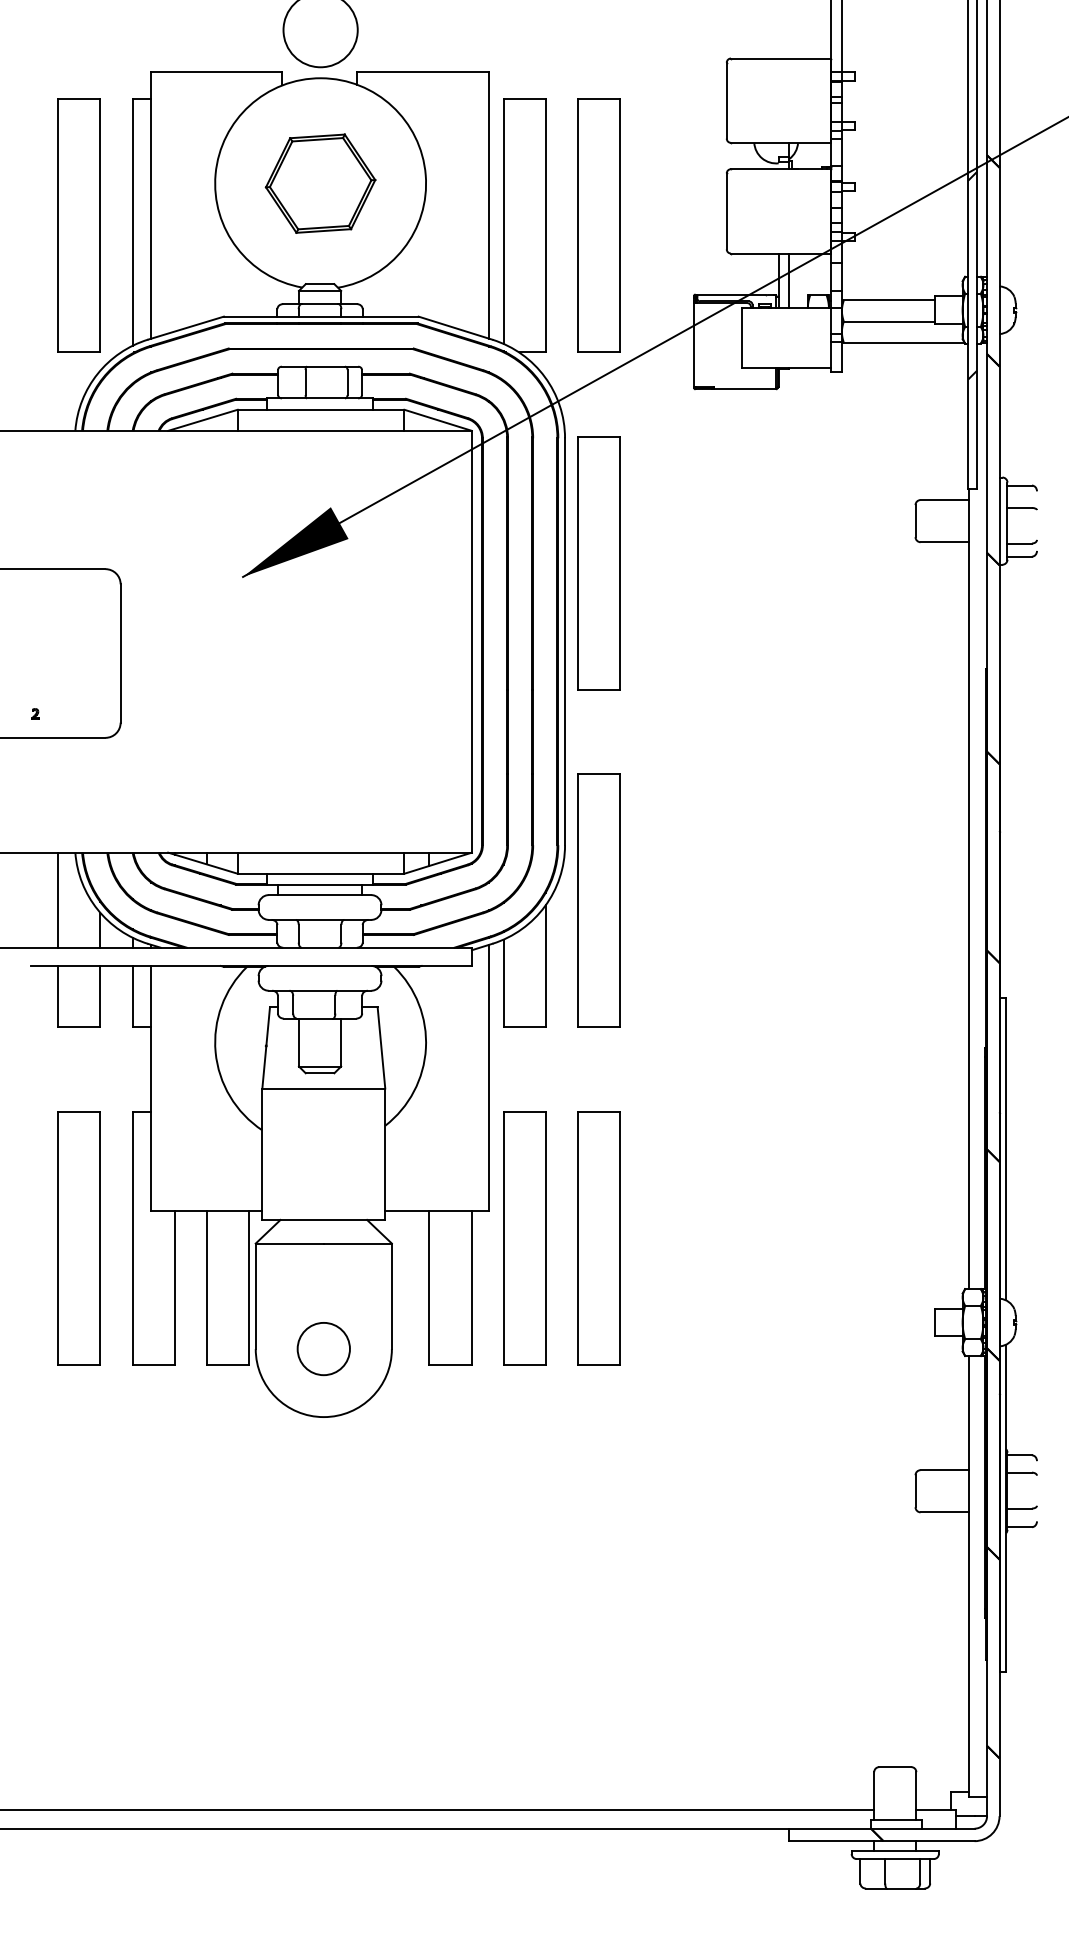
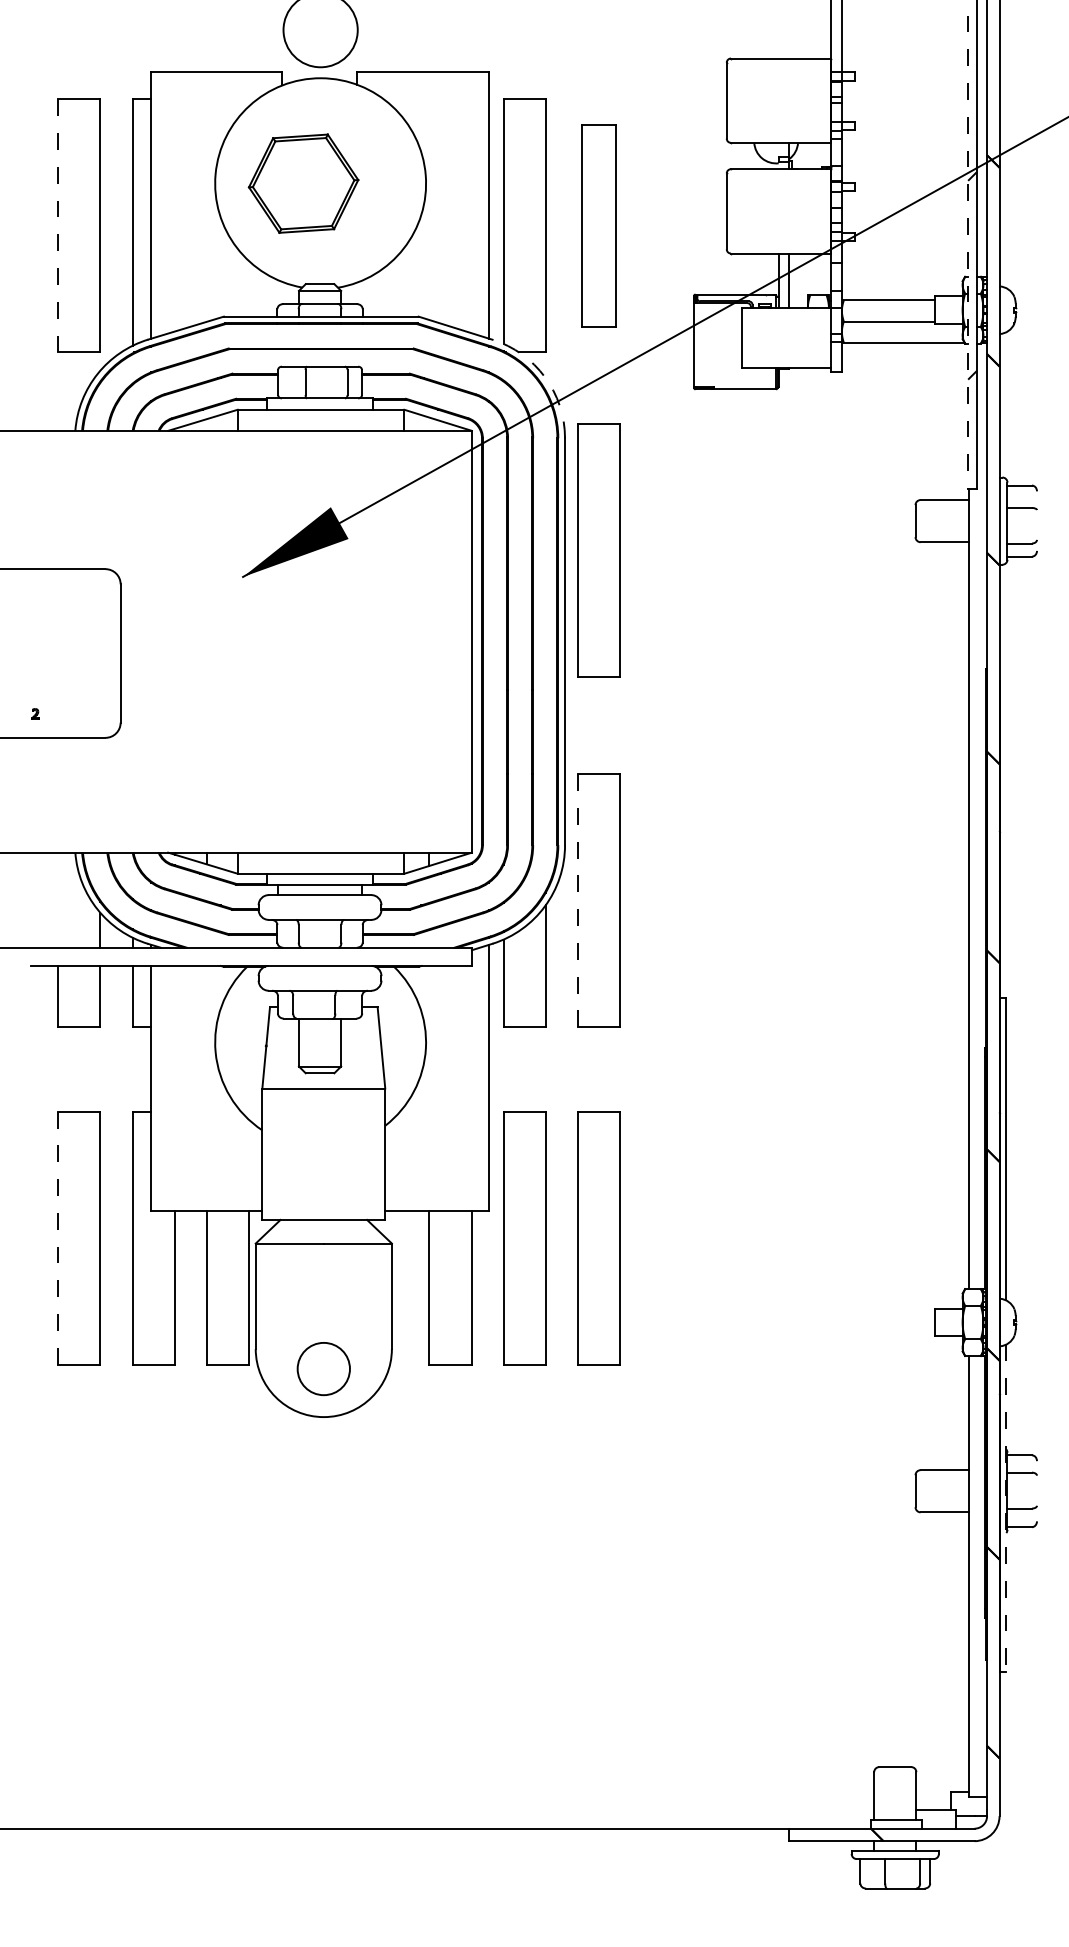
part position: (320, 183) -> (303, 183) (303, 183)
line: solid -> dashed (58, 225)
part size: 44x255 px -> 36x204 px (598, 225)
line: solid -> dashed (968, 245)
arc: solid -> dashed (544, 377)
part position: (598, 563) -> (598, 550) (598, 550)
line: present -> none (58, 899)
line: solid -> dashed (577, 900)
line: solid -> dashed (58, 1238)
circle position: (323, 1349) -> (323, 1369) (323, 1369)
line: solid -> dashed (1006, 1508)
line: present -> none (438, 1810)
